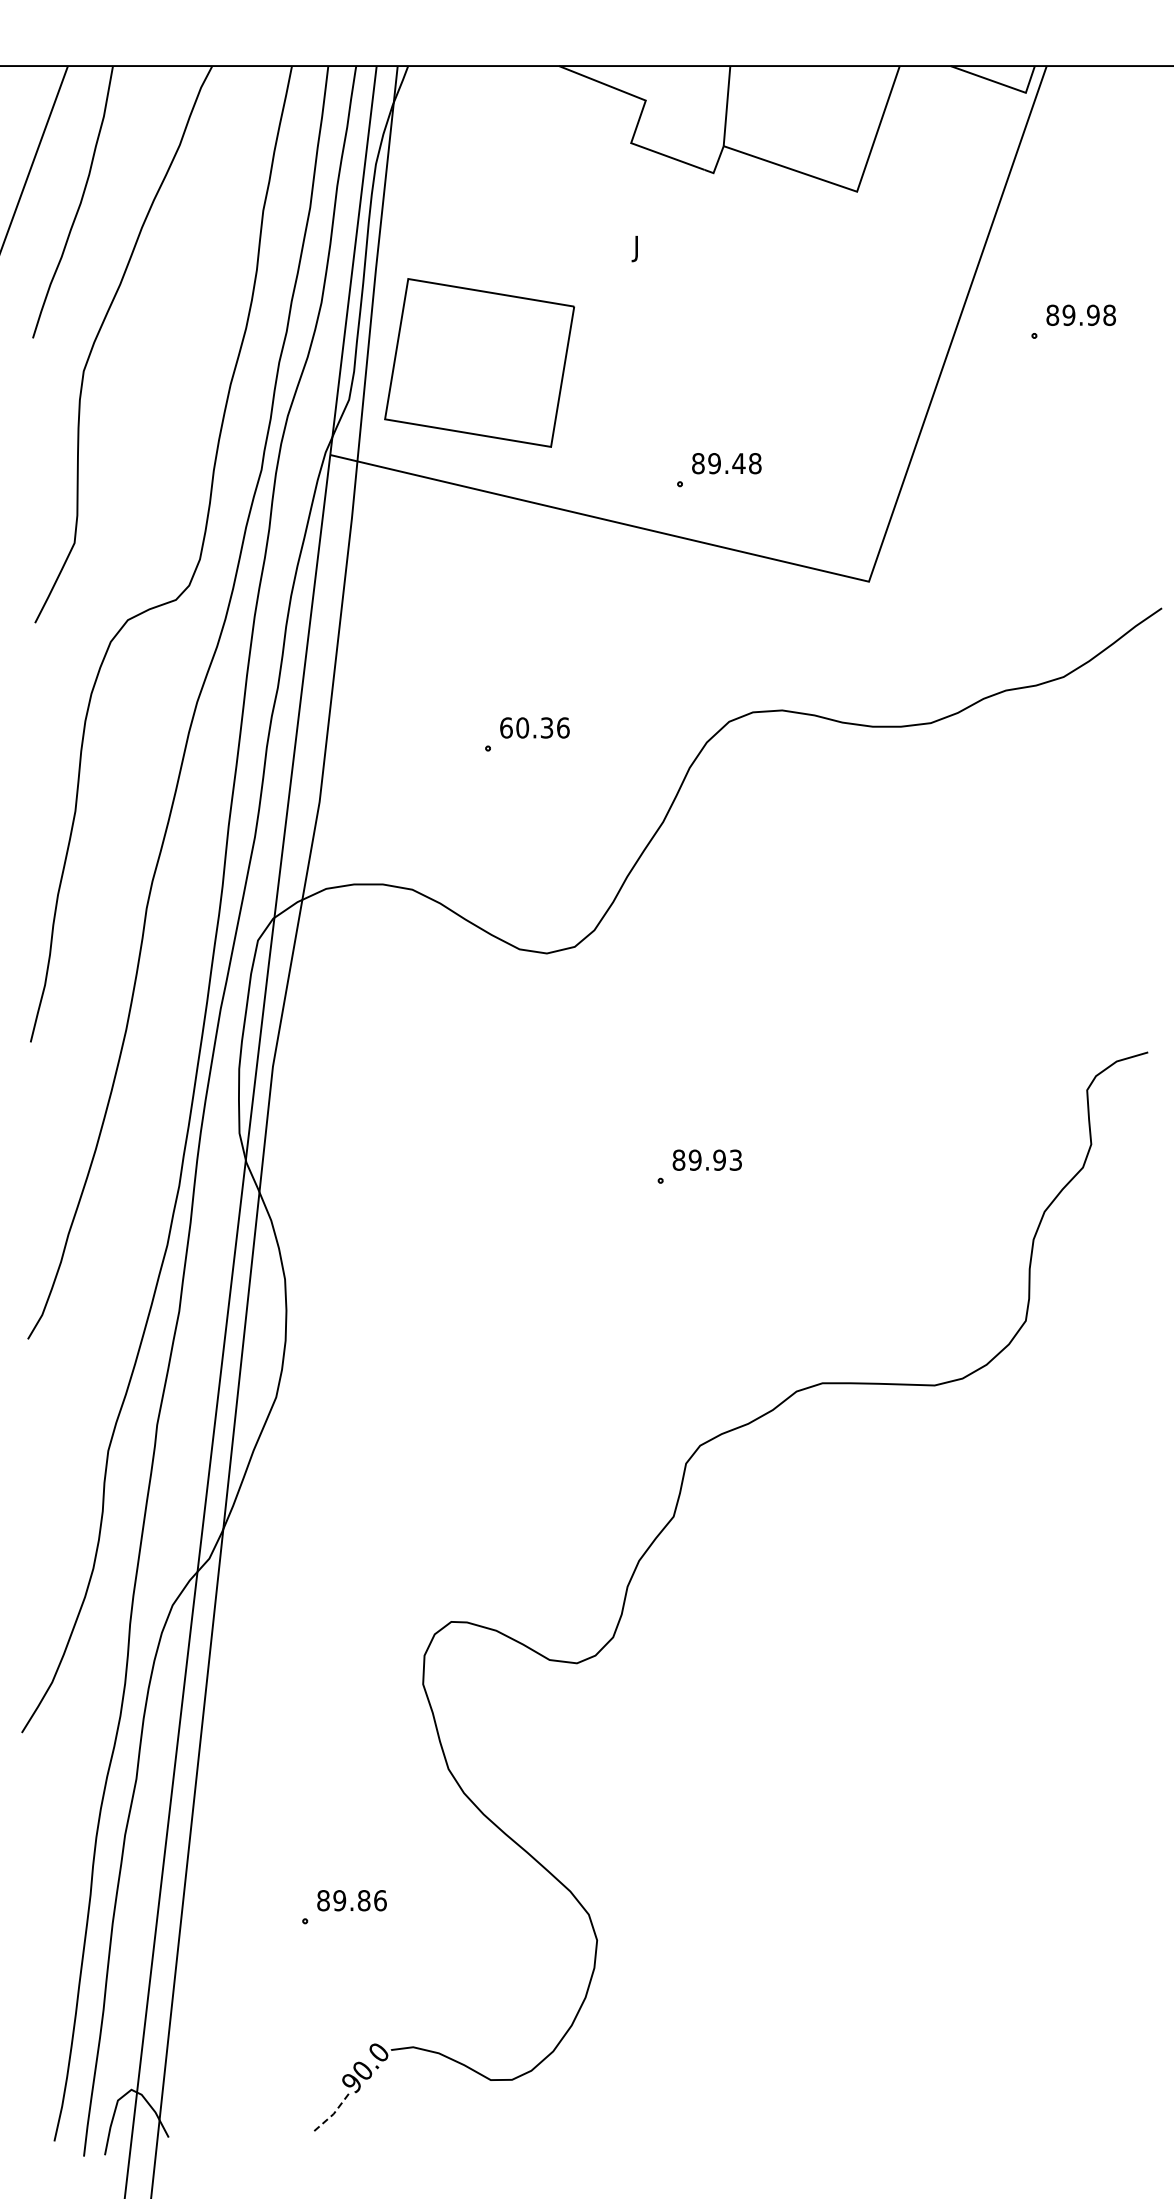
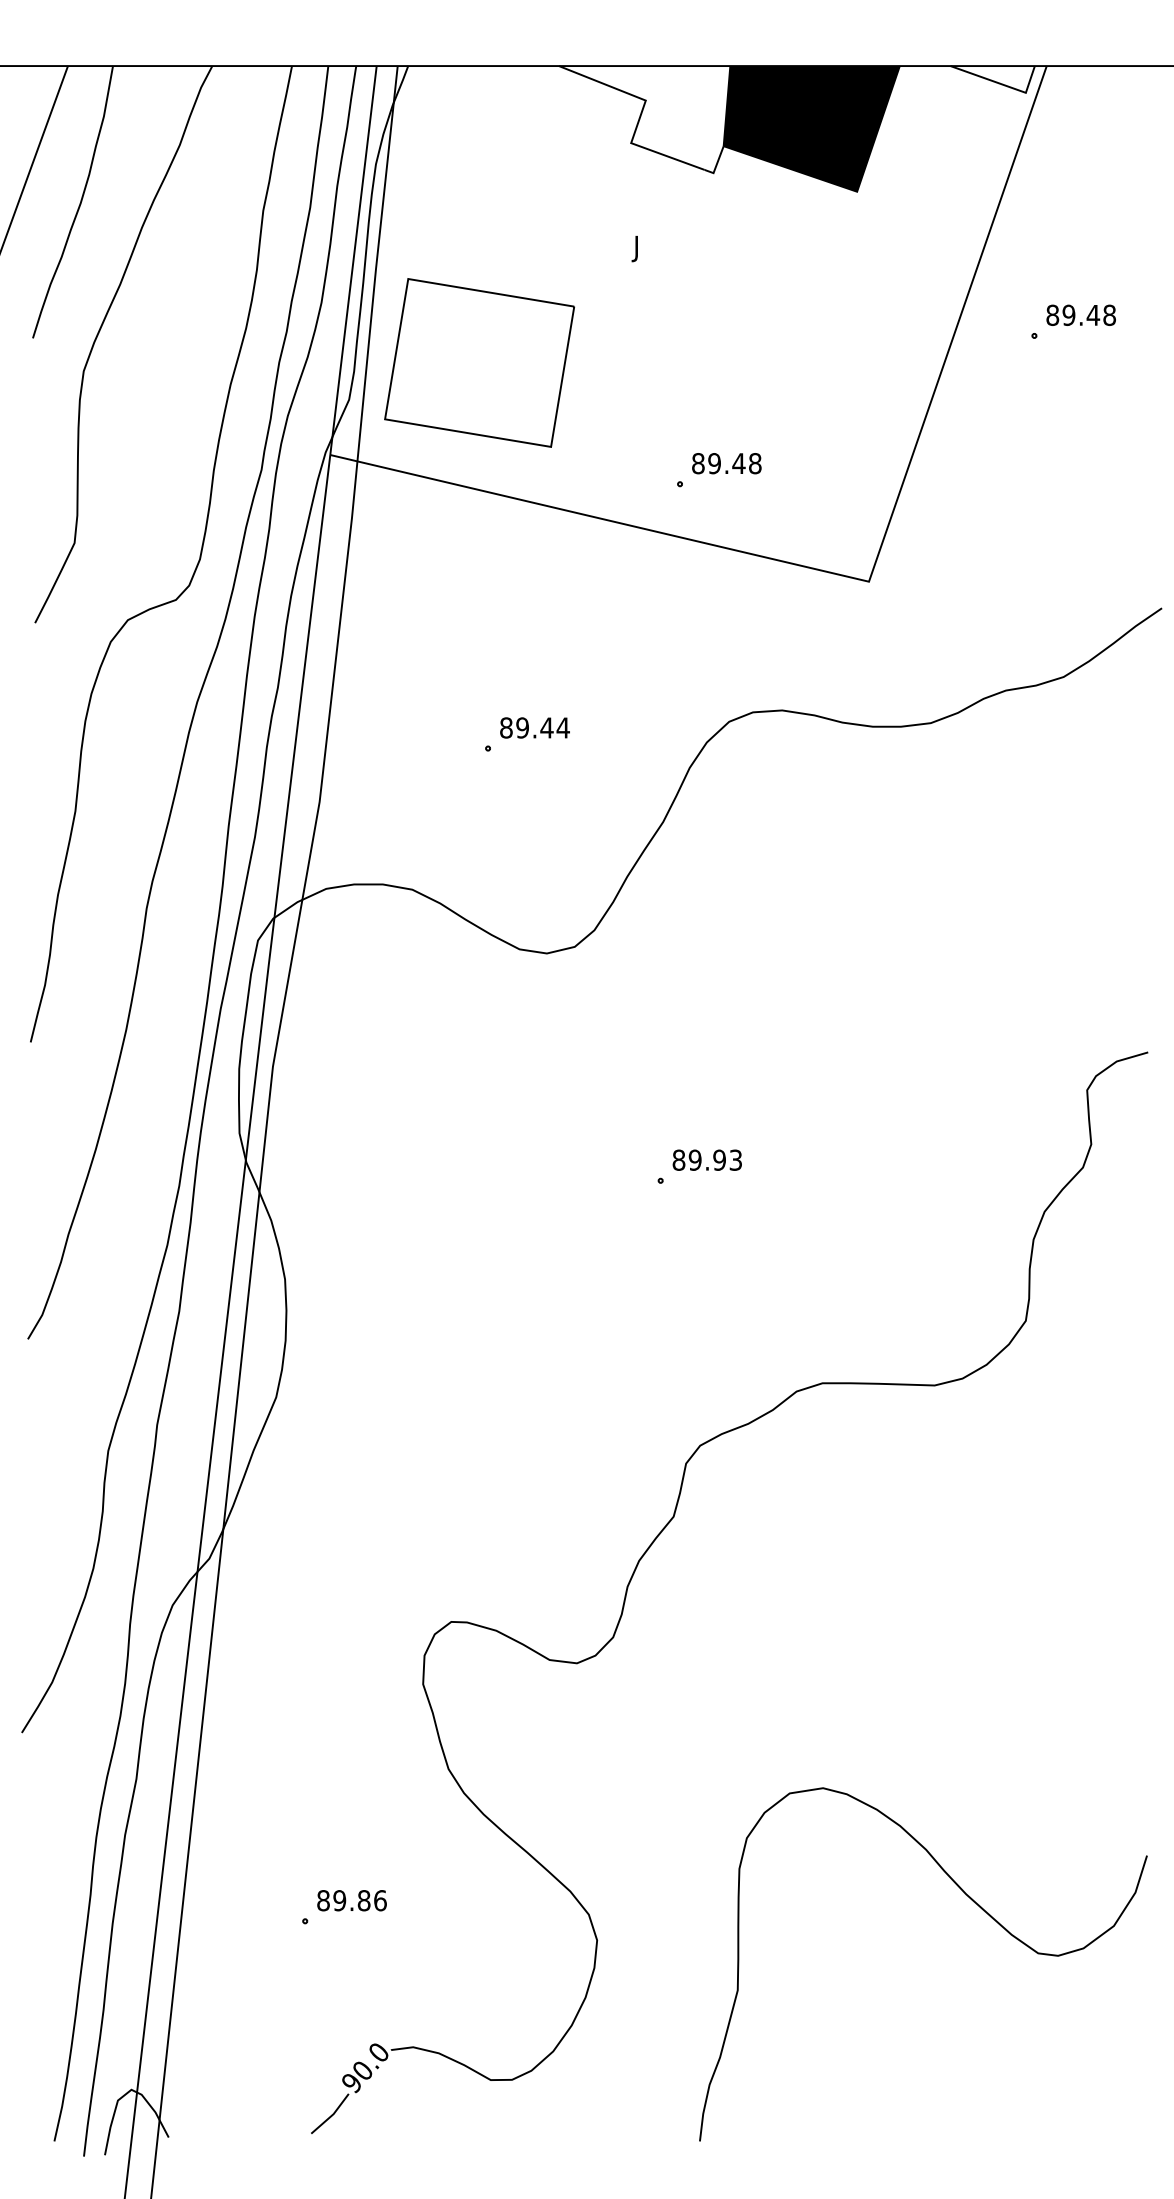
fill: none -> present (811, 128)
text: 89.98 -> 89.48 (1093, 314)
text: 60.36 -> 89.44 (534, 727)
curve: none -> present (973, 1902)
line: dashed -> solid (332, 2115)
